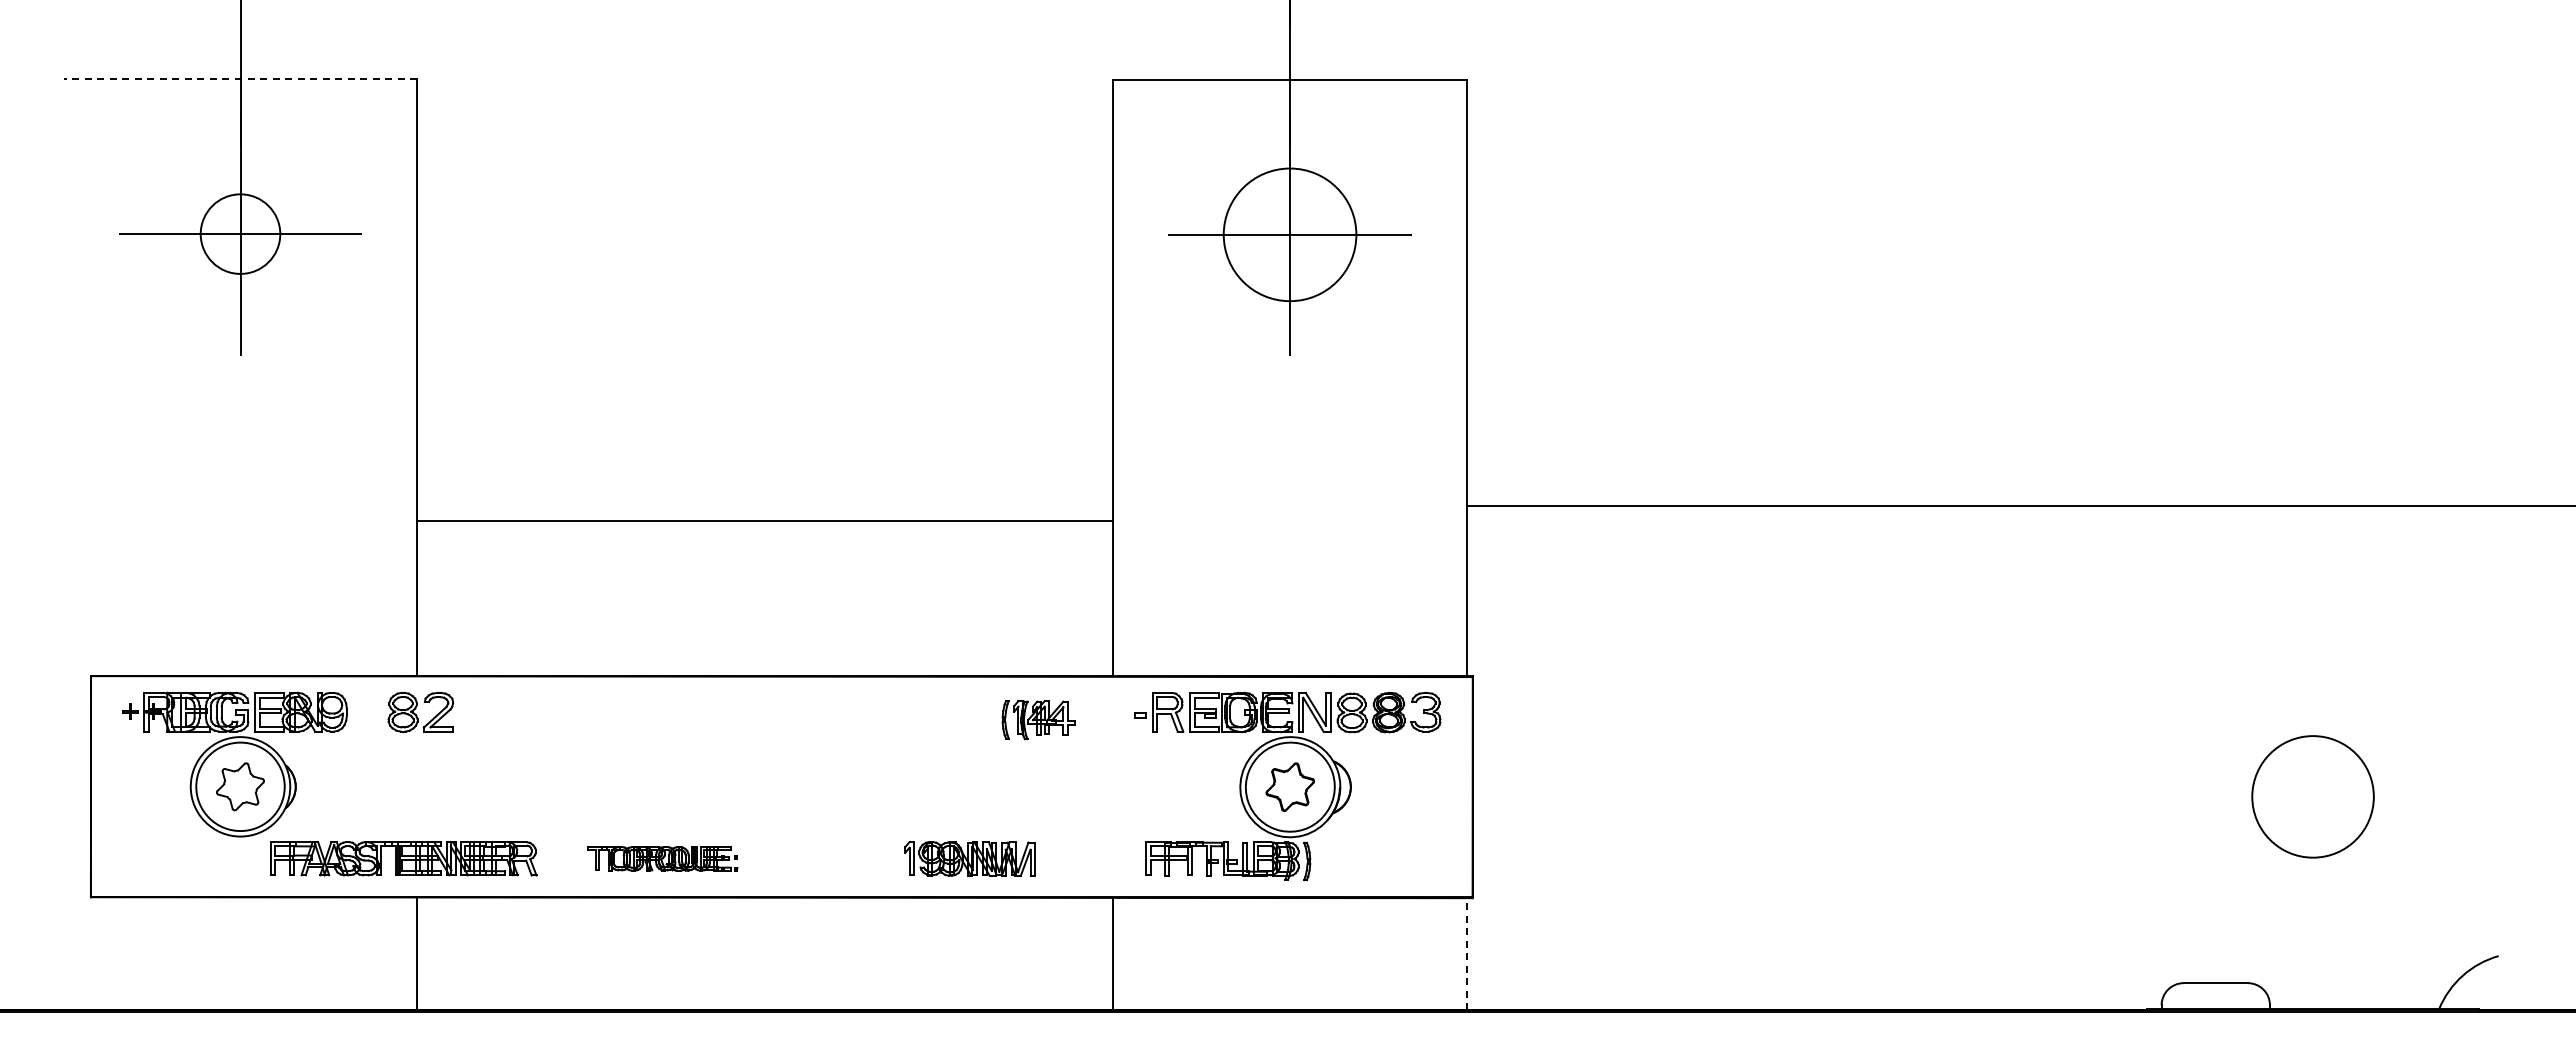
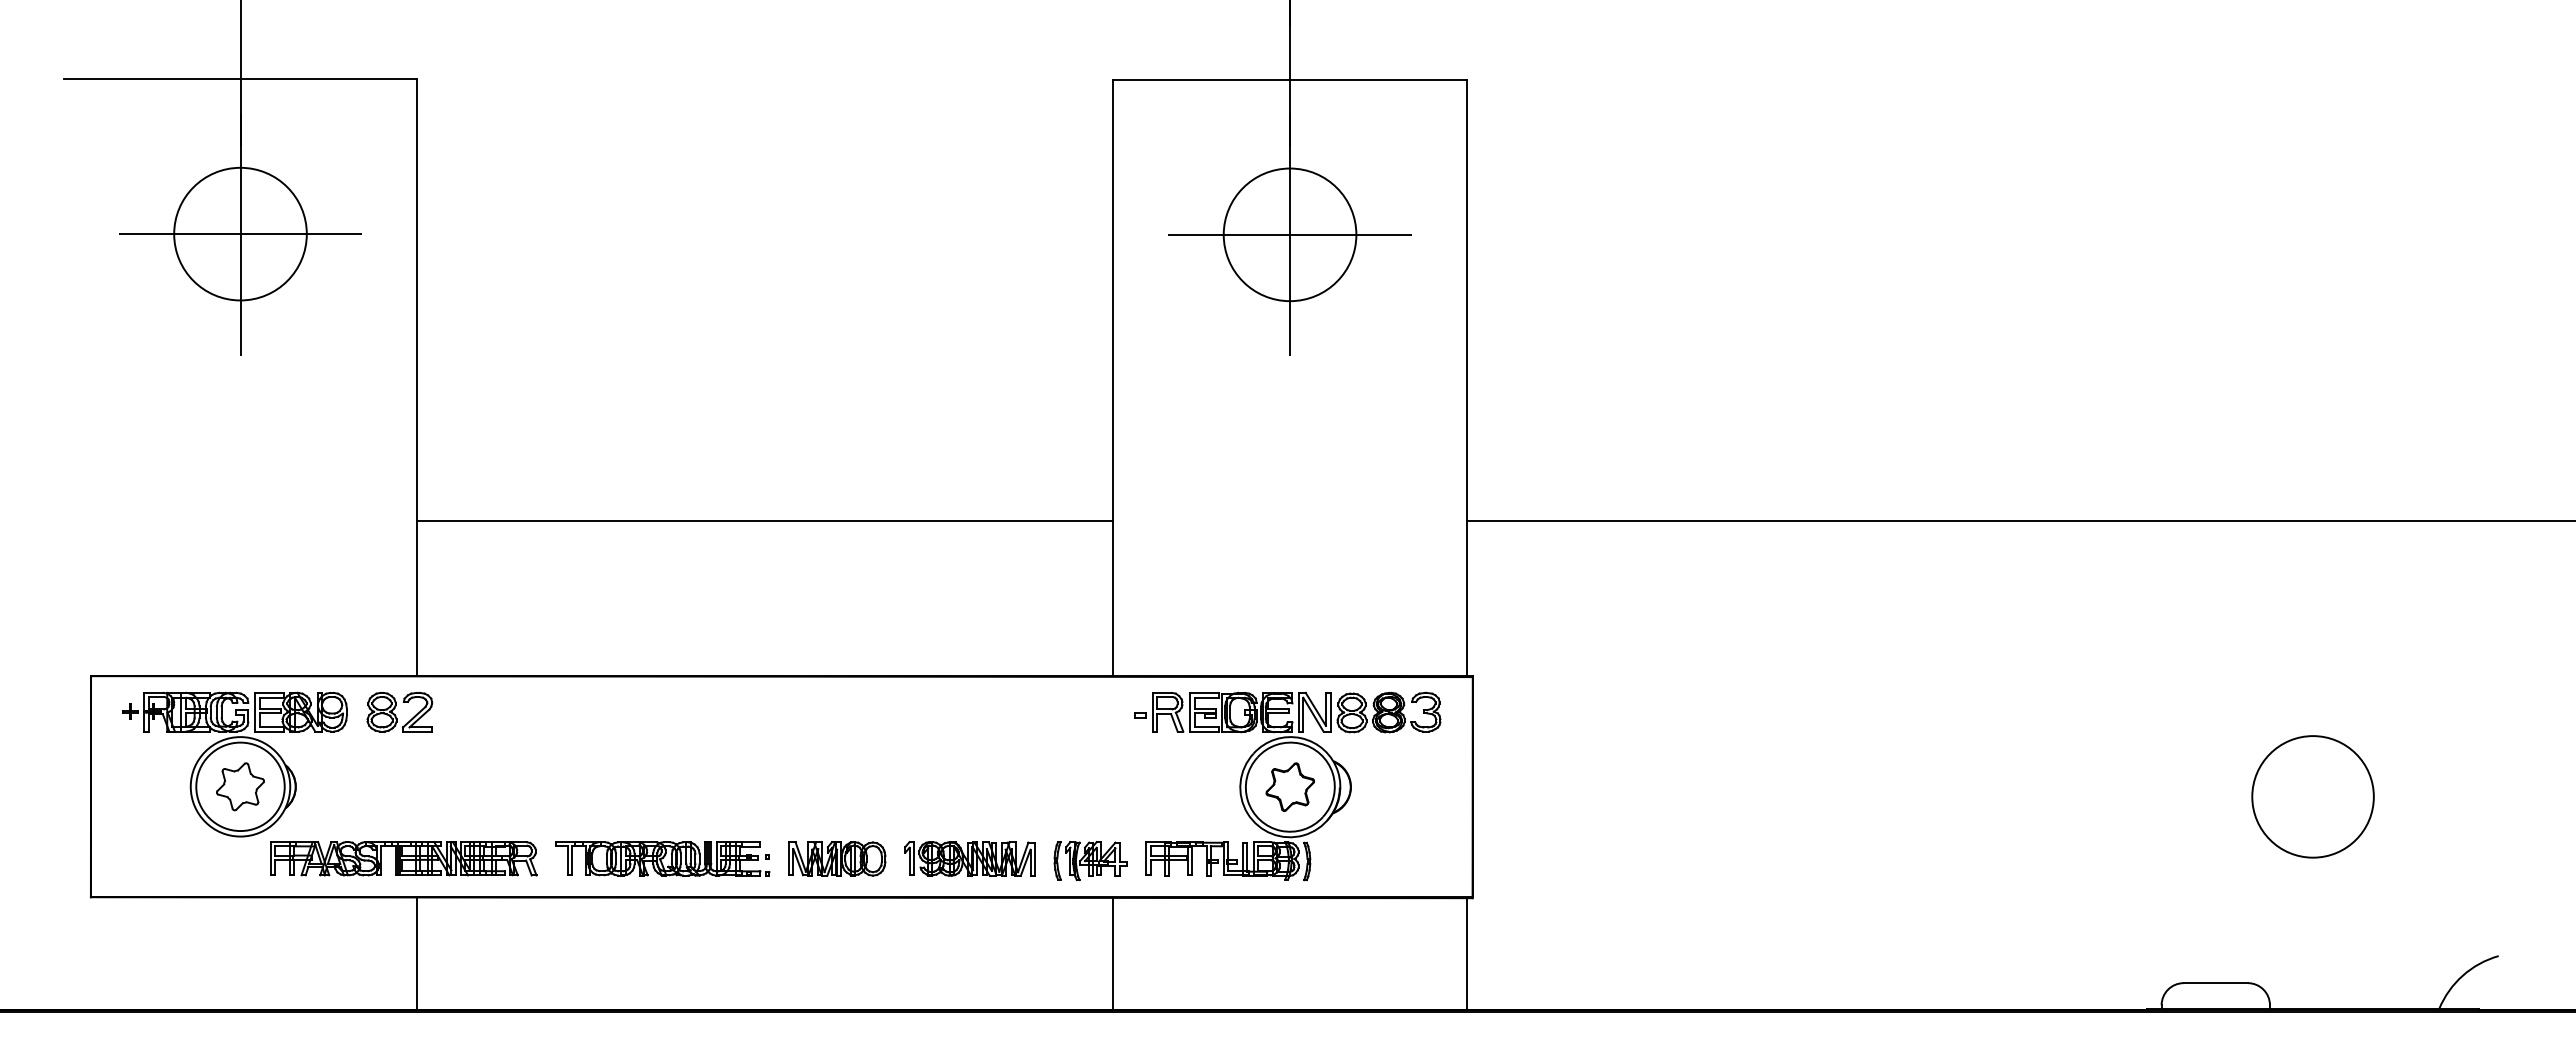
line: dashed -> solid (240, 79)
circle diameter: 80 px -> 133 px (240, 233)
line position: (2019, 505) -> (2019, 520) (2019, 520)
part position: (420, 711) -> (399, 711) (399, 711)
part position: (1038, 720) -> (1090, 861) (1090, 861)
part size: 152x26 px -> 216x36 px (662, 858)
part: none -> present (837, 858)
line: dashed -> solid (1466, 953)
